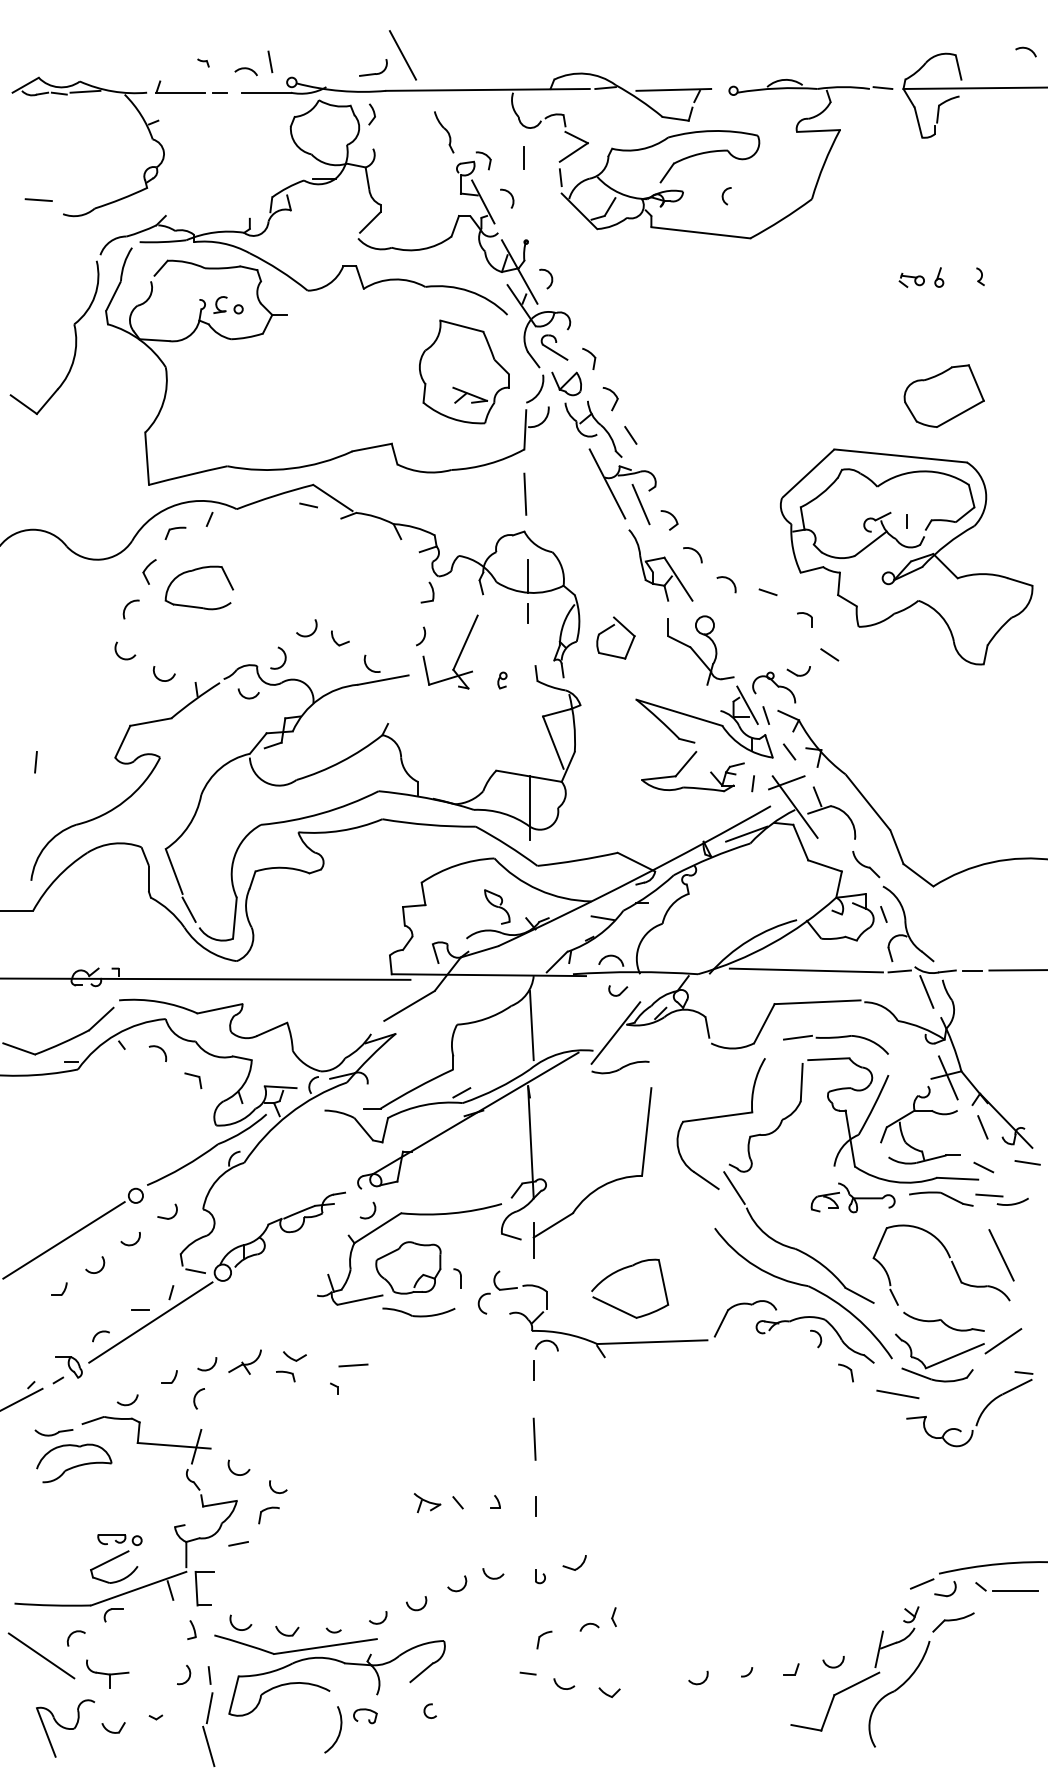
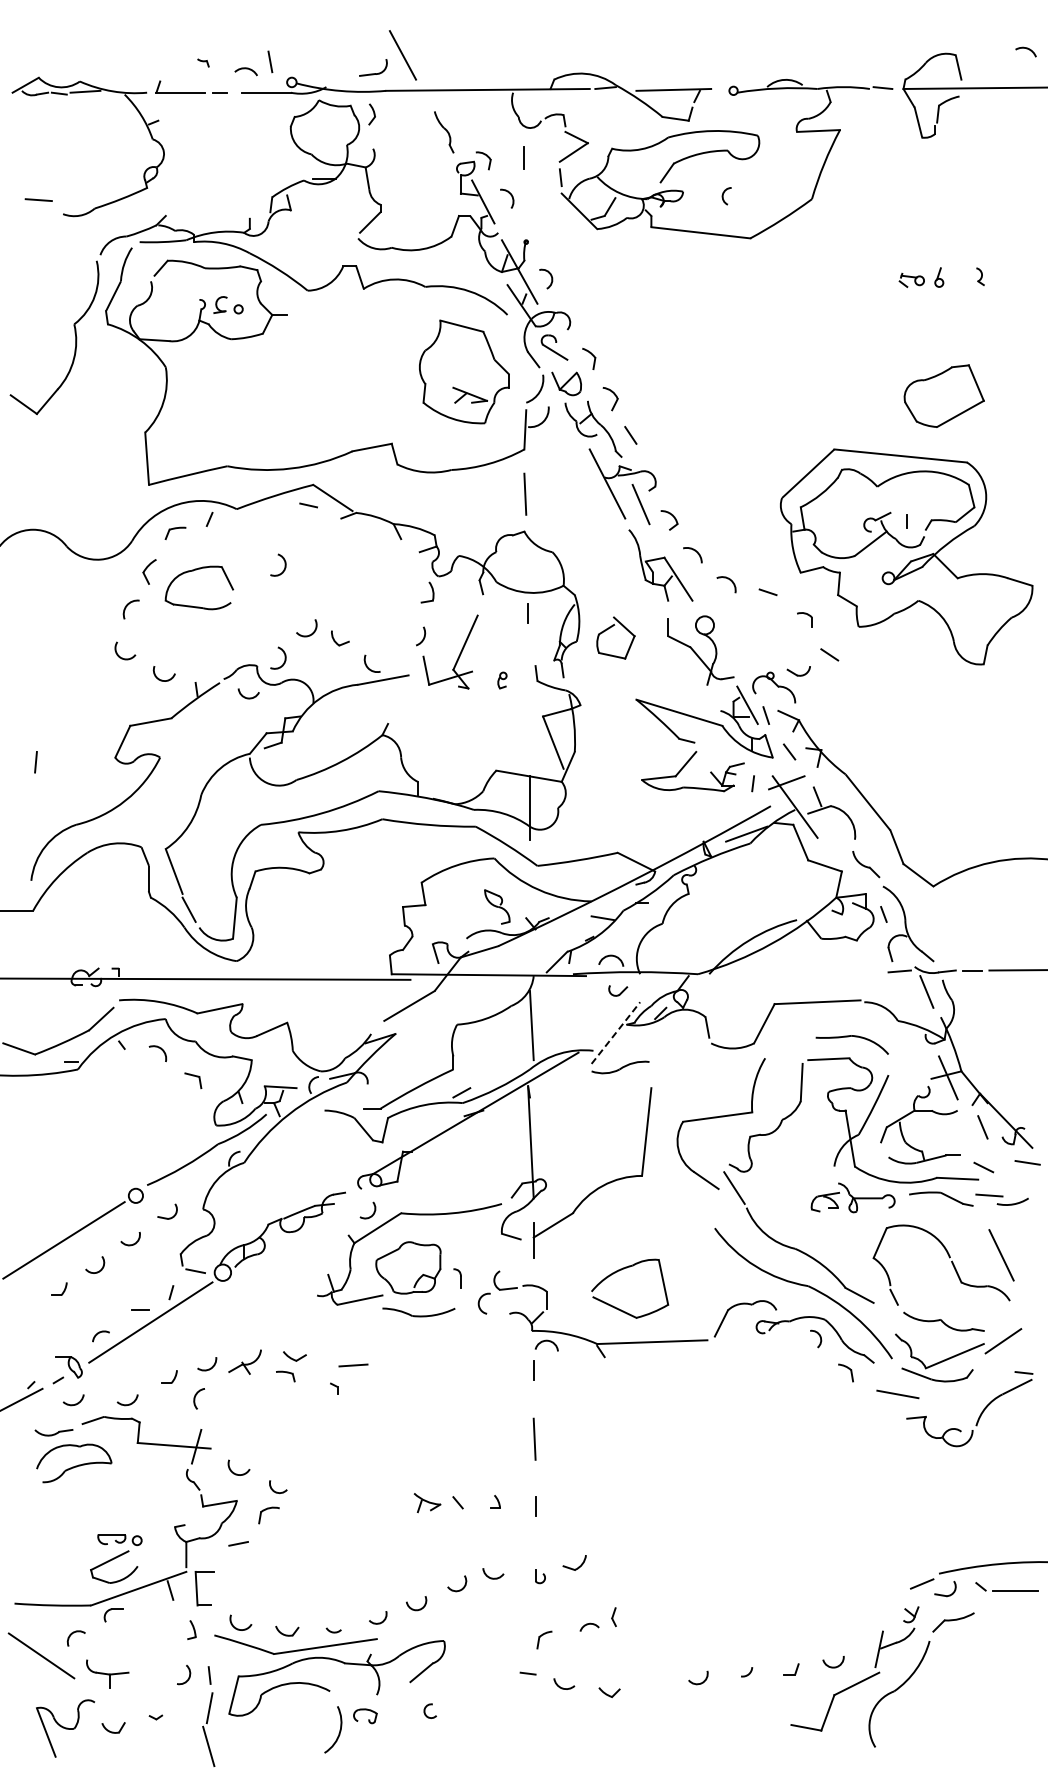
arc: none -> present (284, 564)
line: present -> none (528, 576)
line: present -> none (805, 970)
line: solid -> dashed (616, 1032)
line: present -> none (797, 1037)
arc: none -> present (75, 1403)
